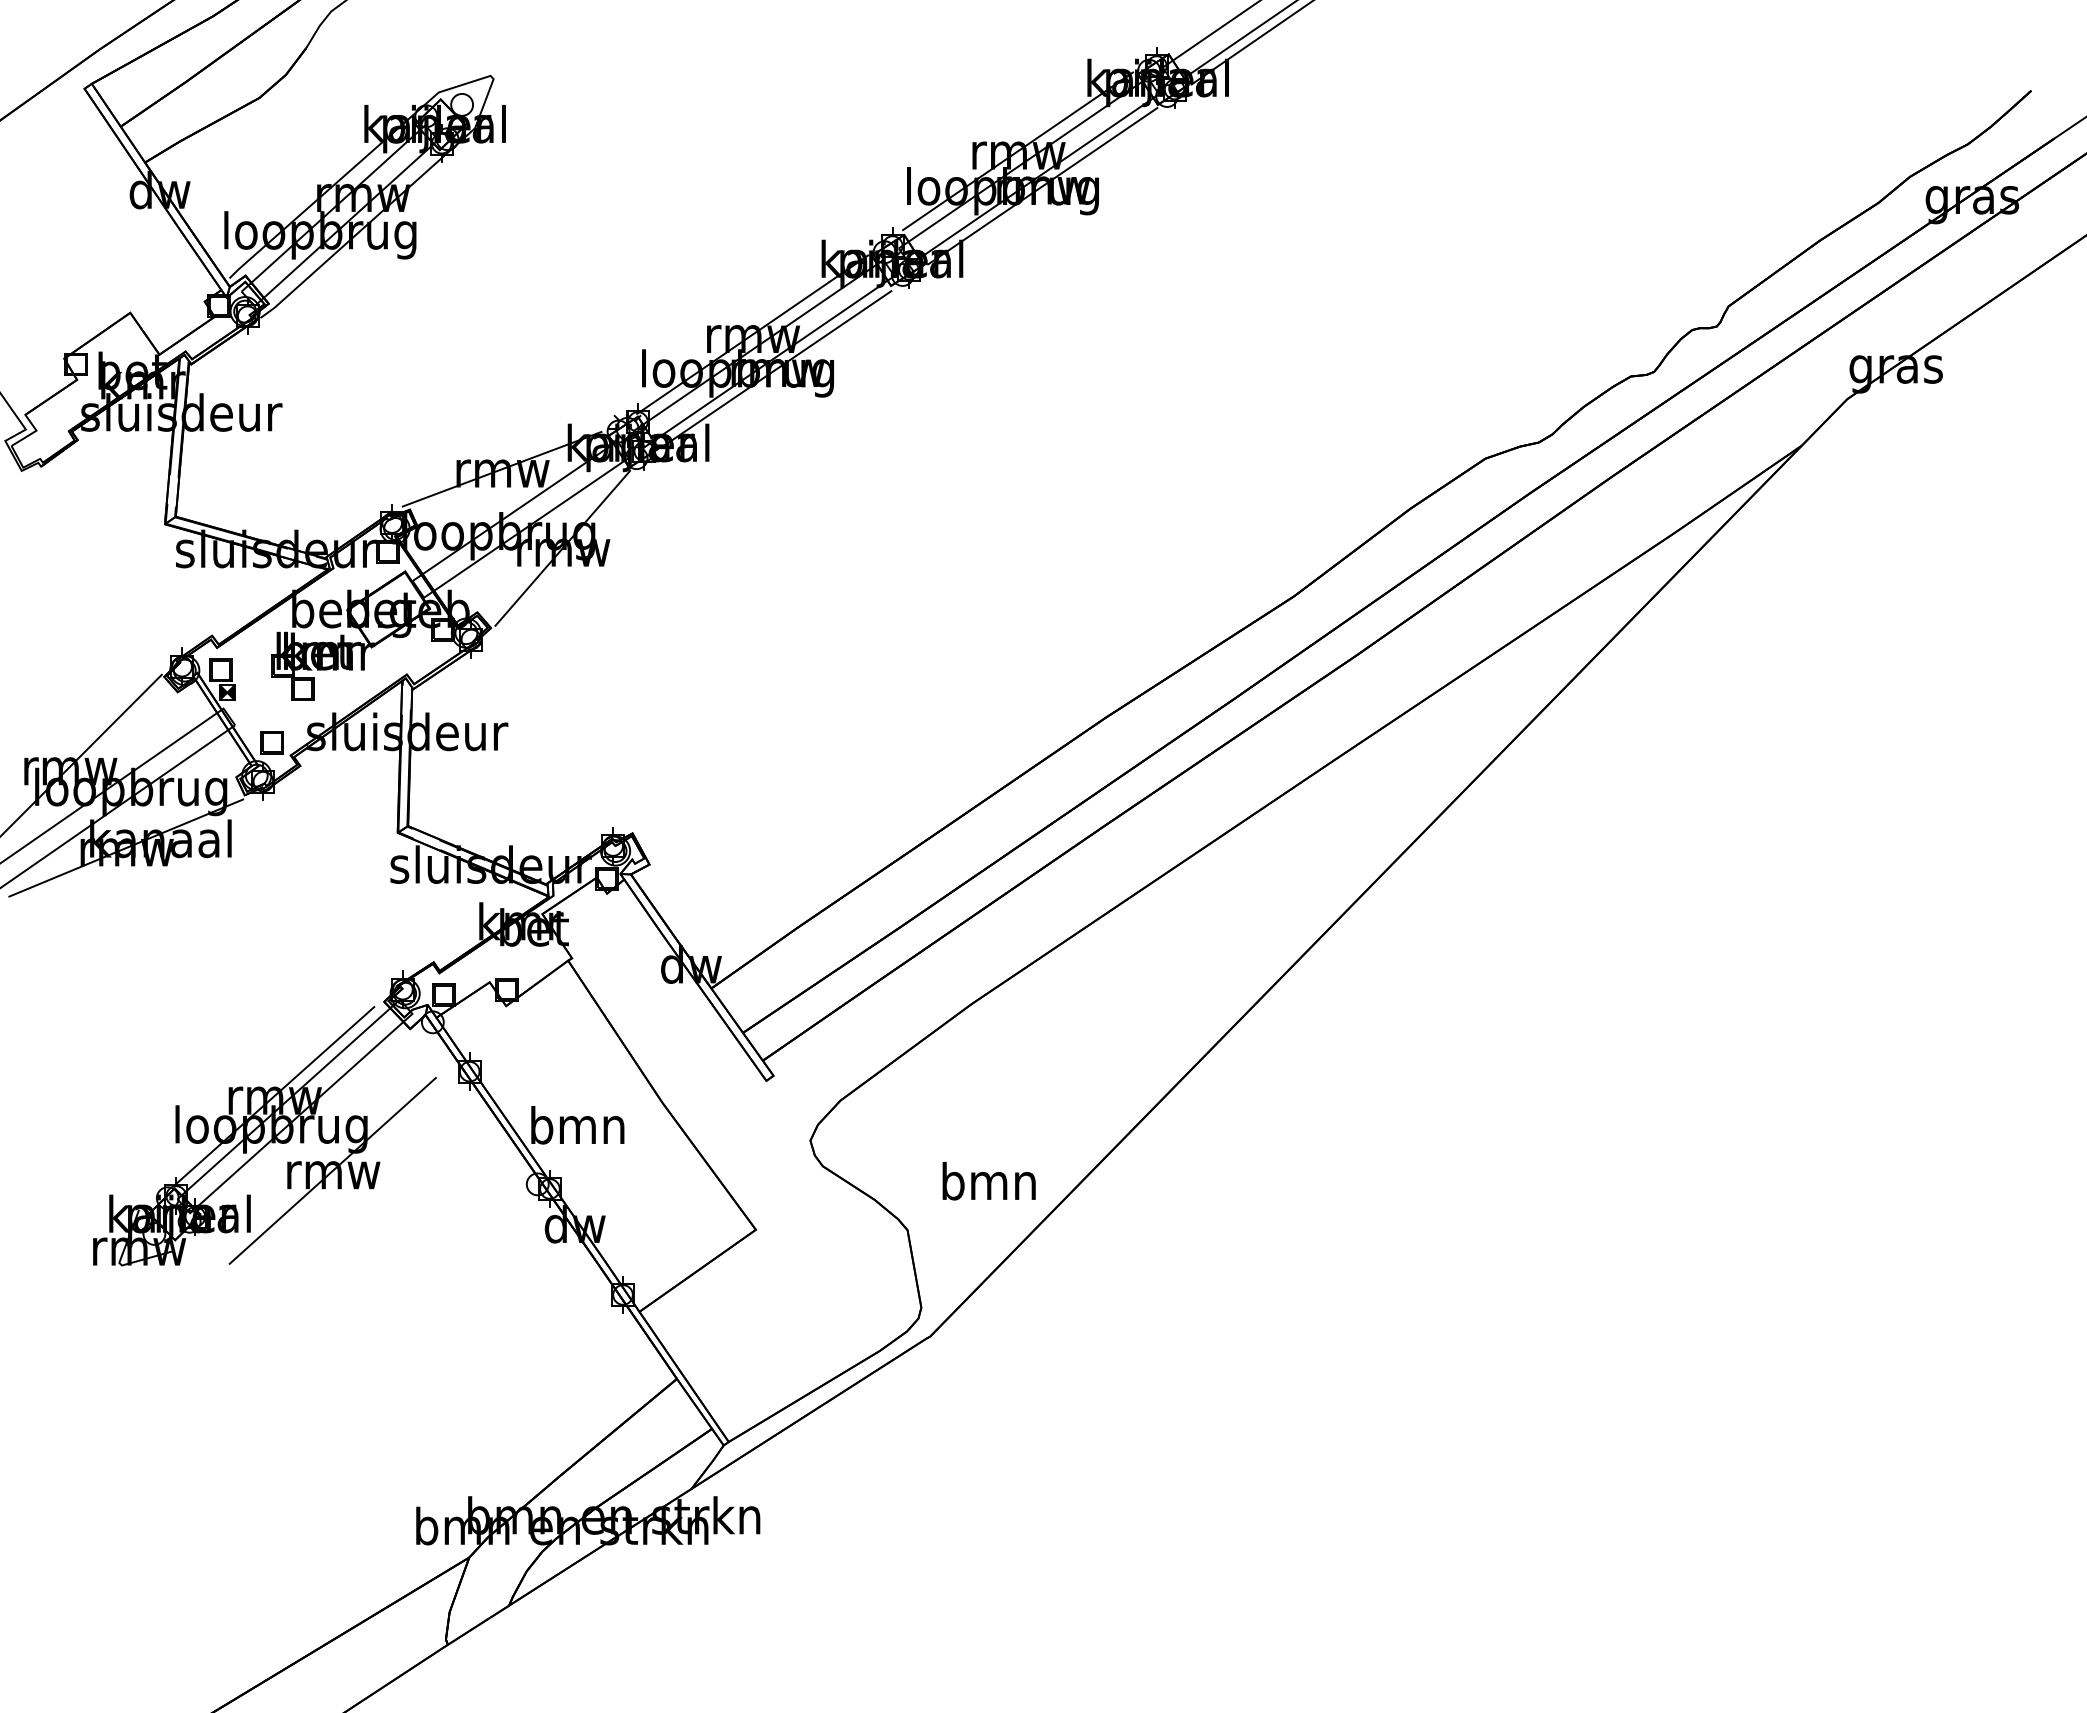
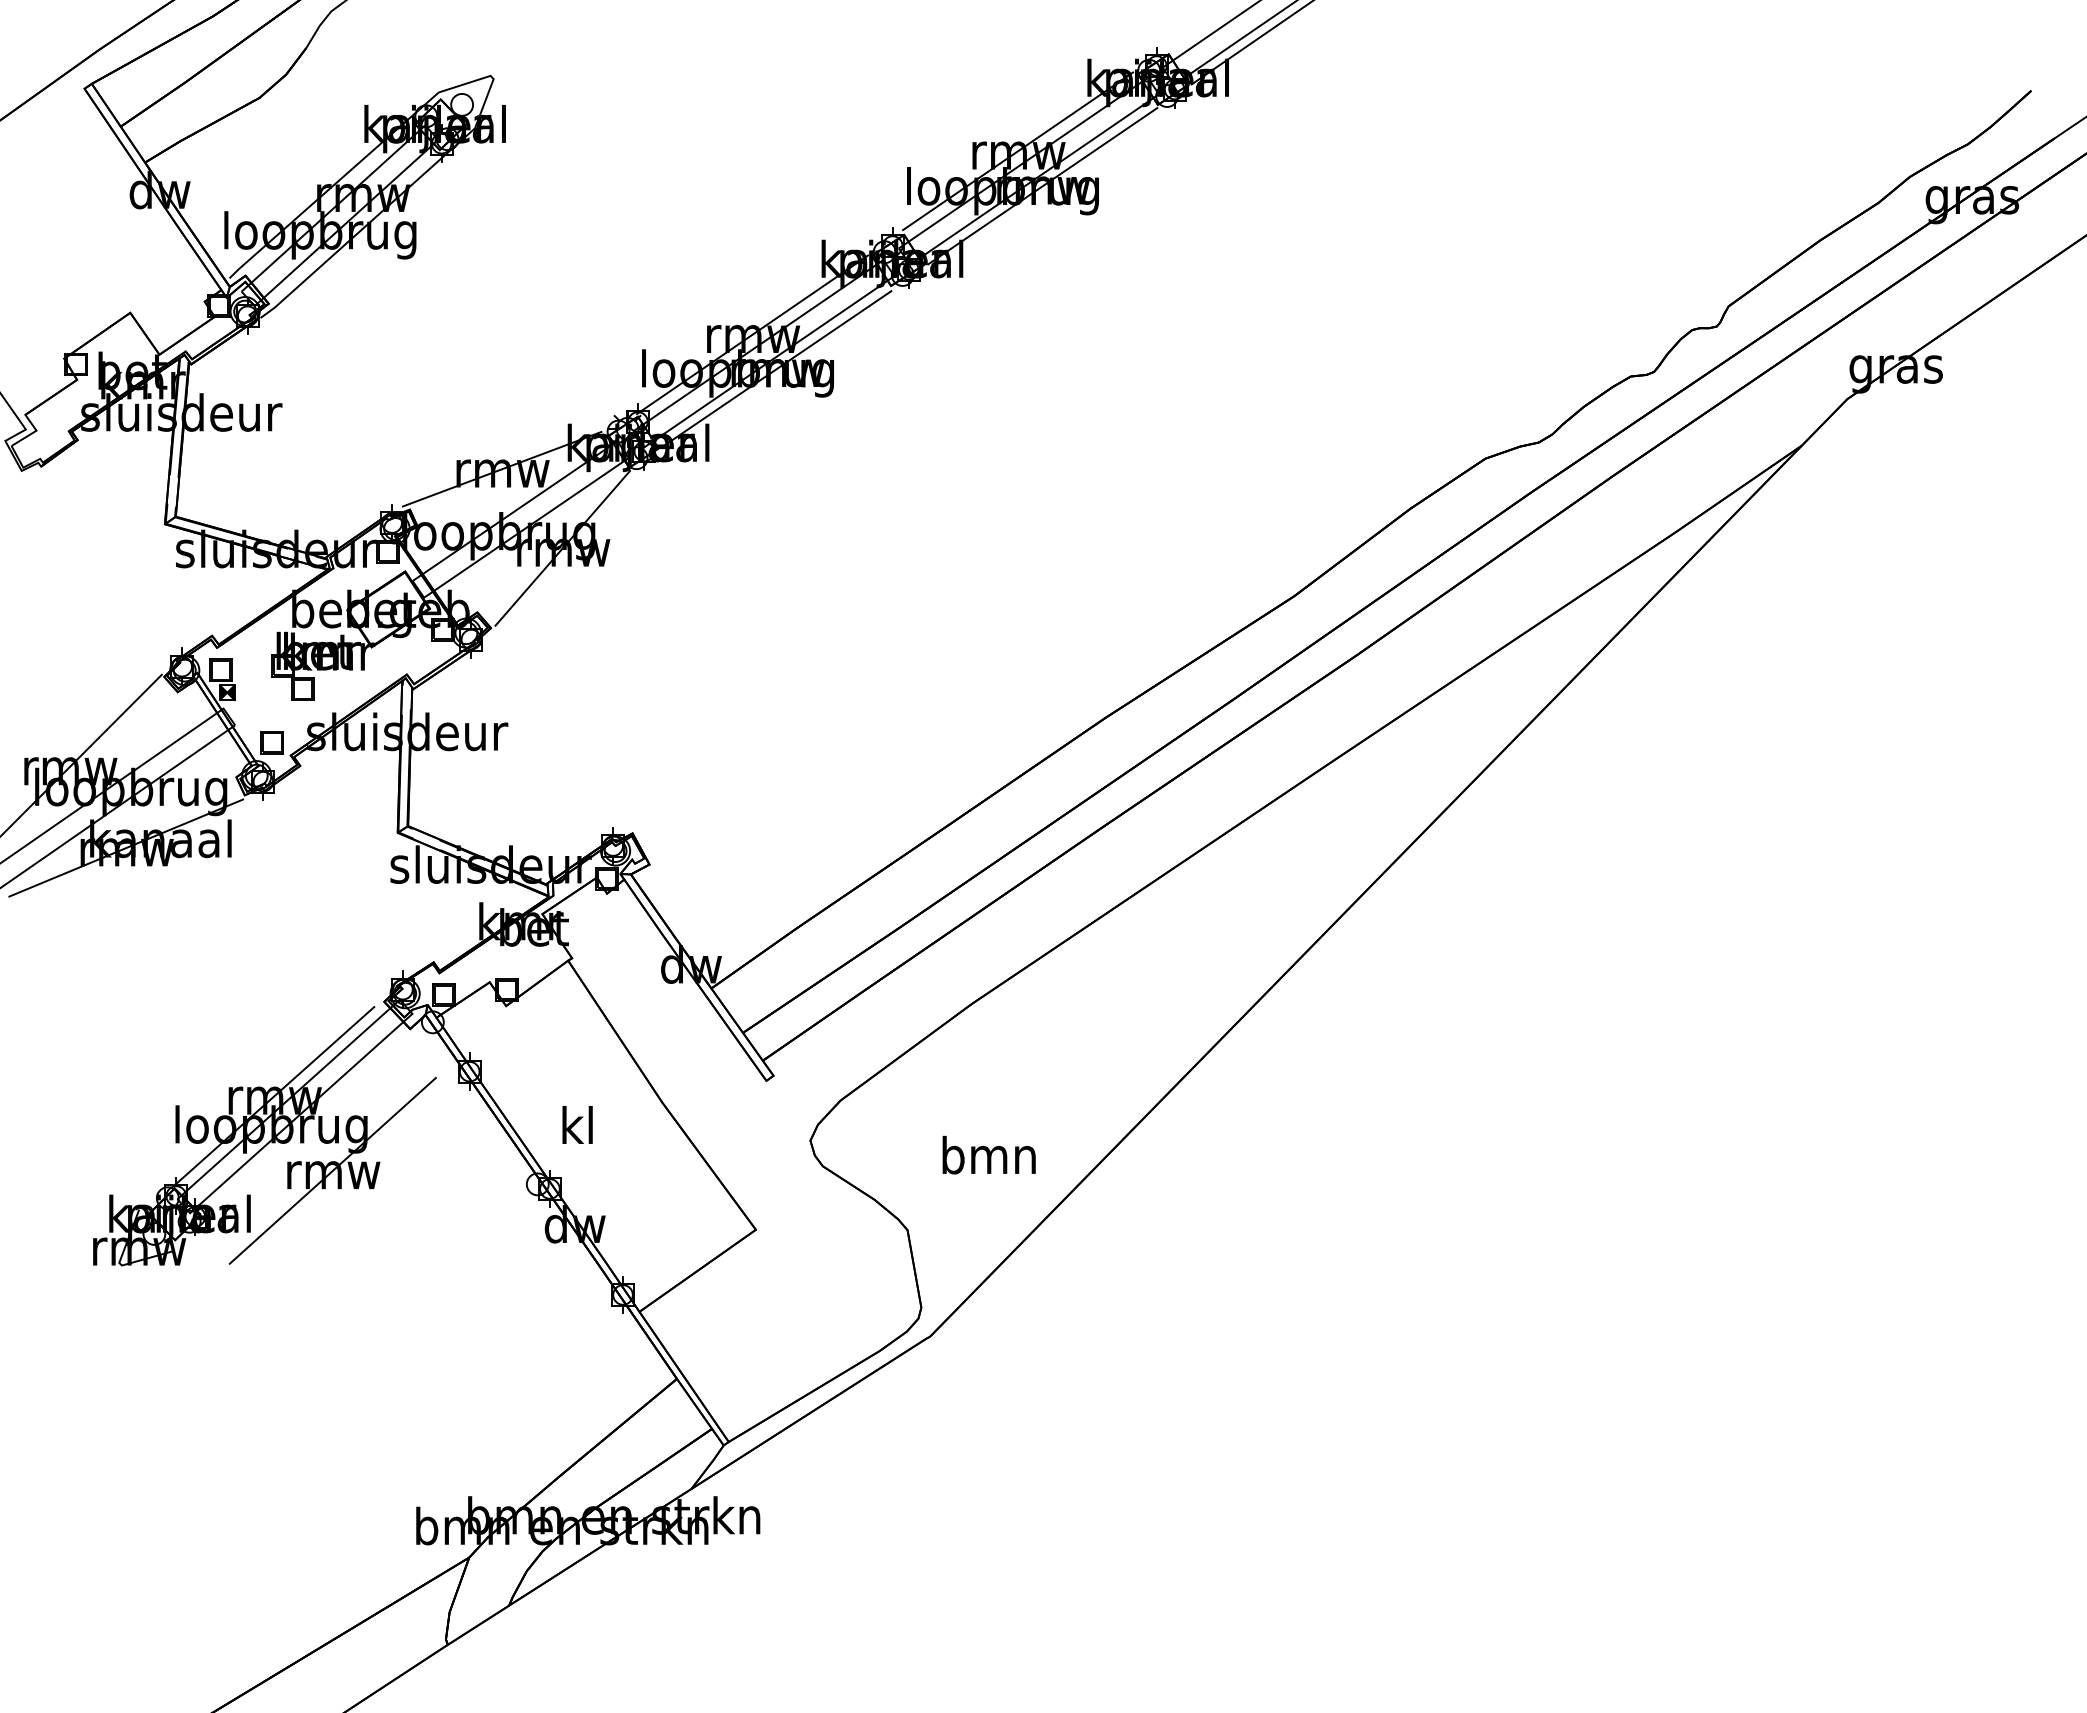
text: bmn -> kl (577, 1125)
text position: (988, 1180) -> (988, 1154) (988, 1154)
